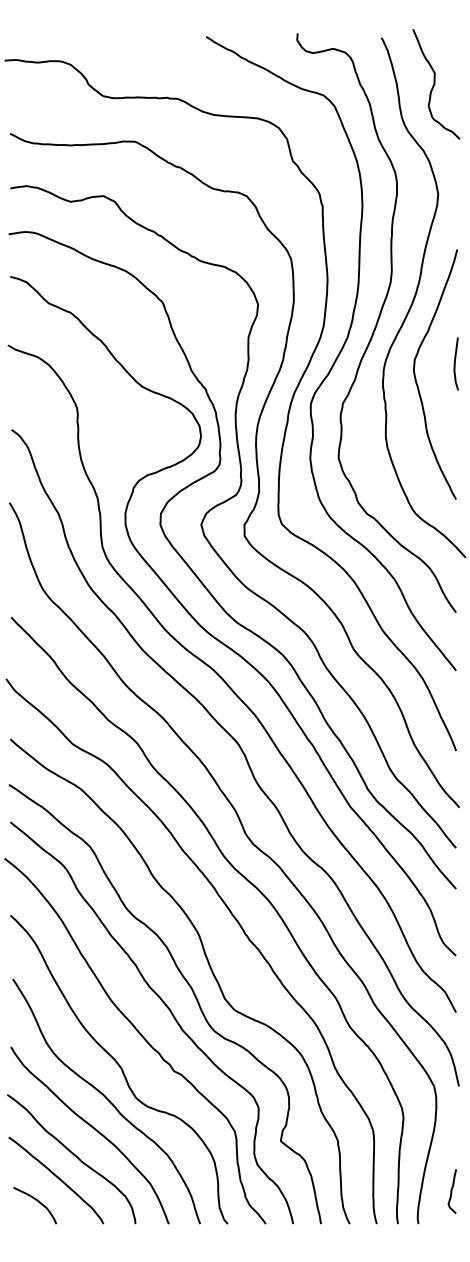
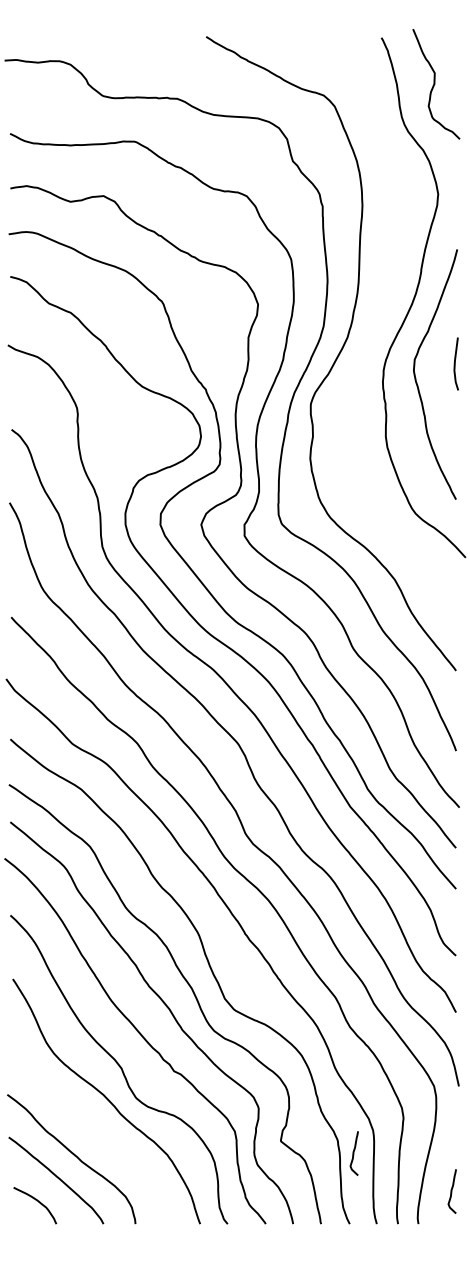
curve: present -> none (376, 322)
curve: present -> none (93, 1129)
curve: none -> present (353, 1153)
